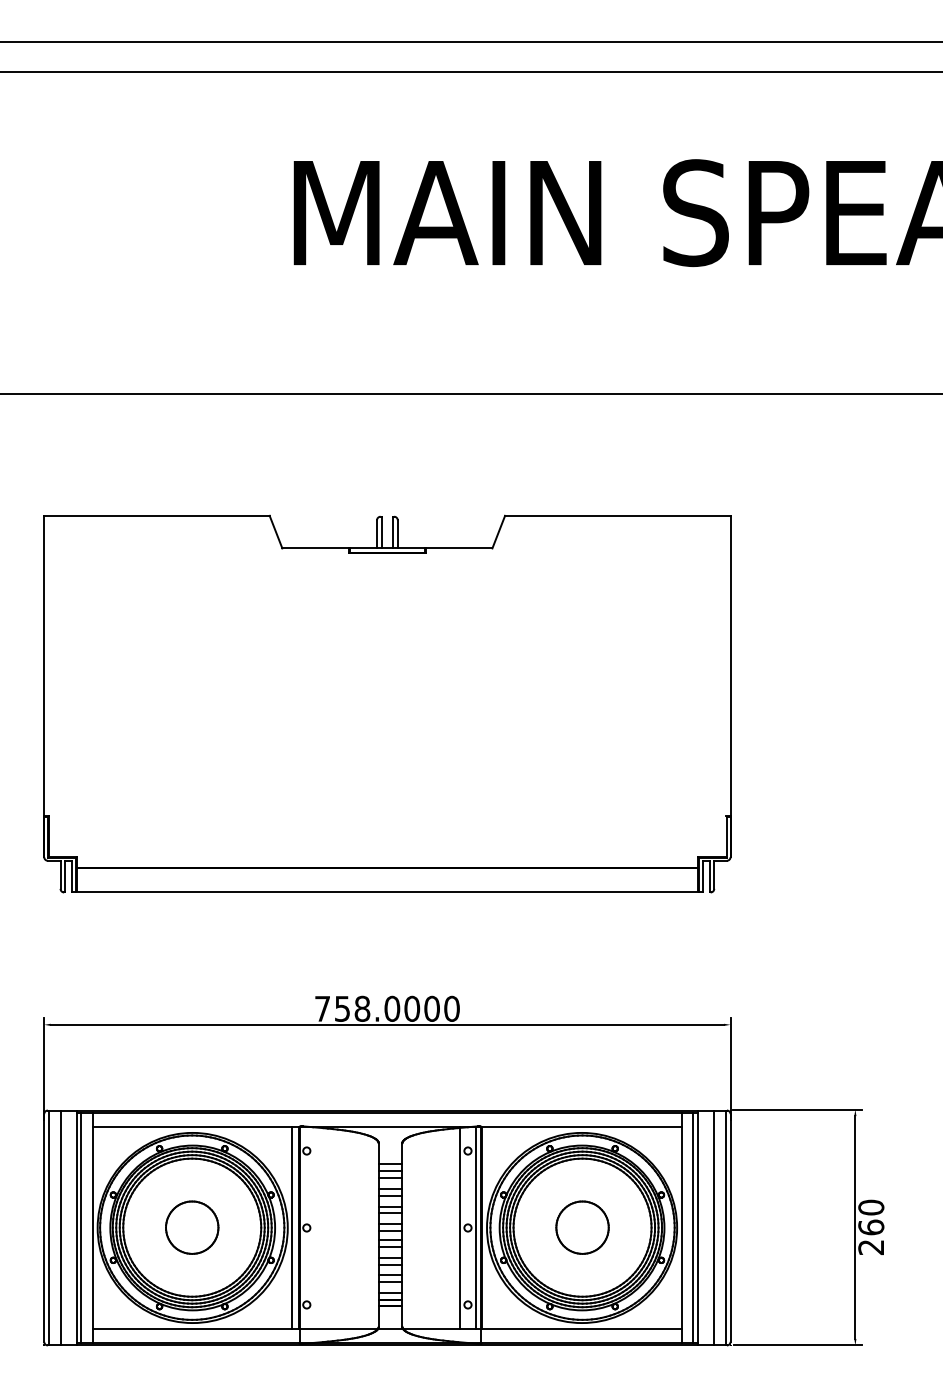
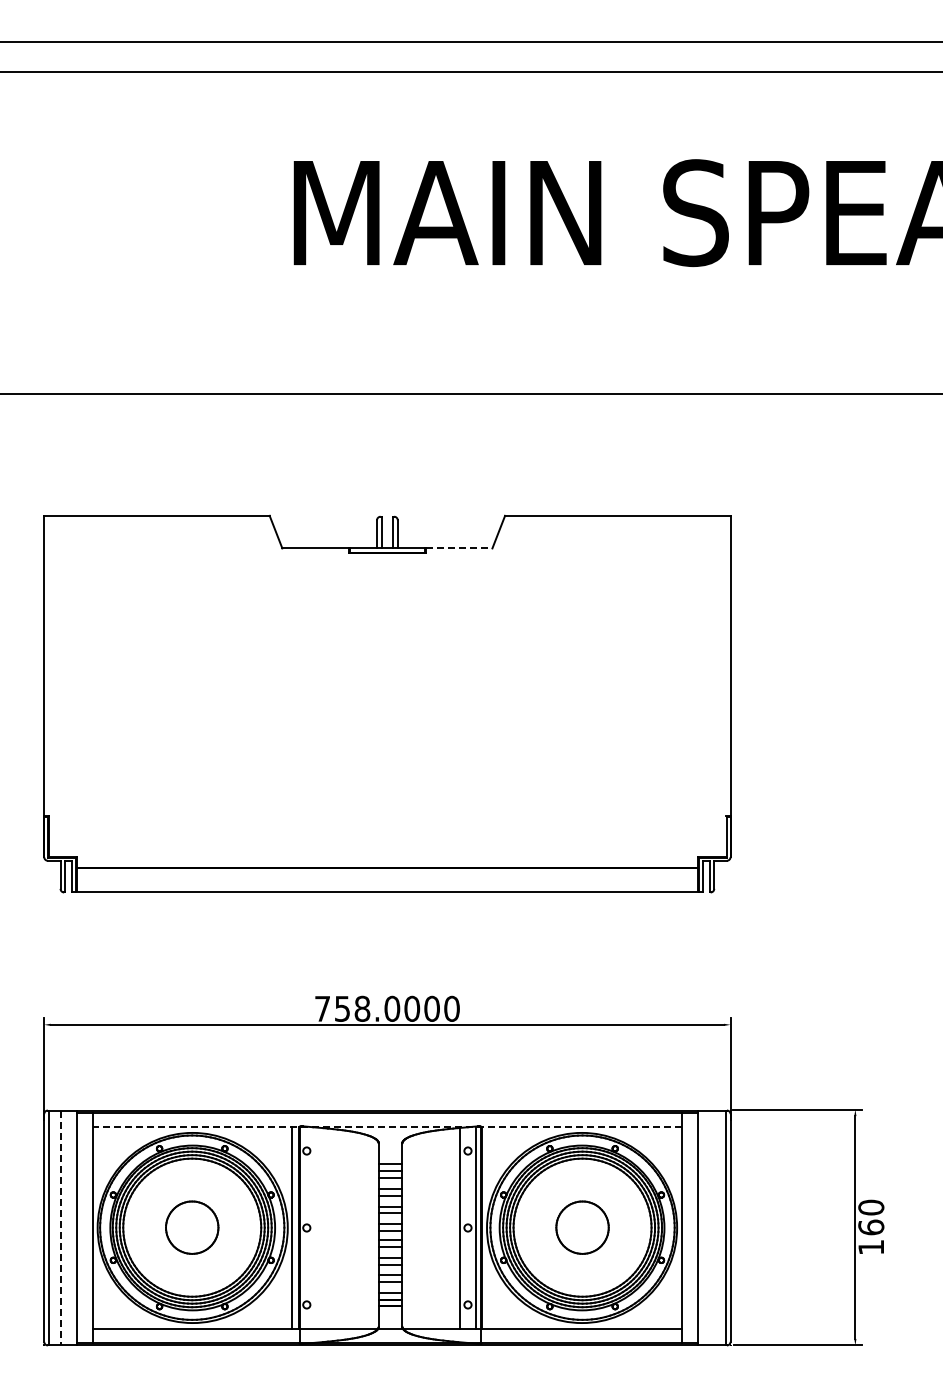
line: solid -> dashed (459, 548)
line: solid -> dashed (386, 1126)
line: present -> none (81, 1227)
line: present -> none (693, 1227)
line: present -> none (714, 1227)
line: solid -> dashed (60, 1228)
text: 260 -> 160 (870, 1247)
